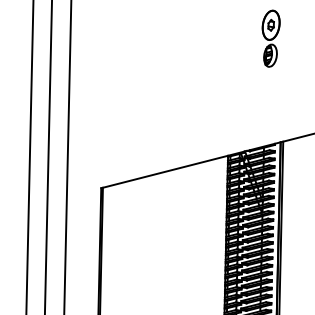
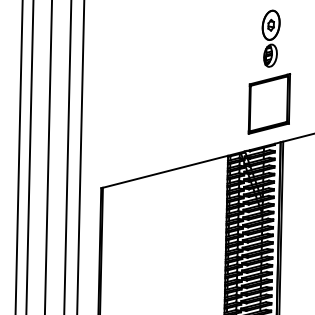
part: none -> present (269, 103)
line: none -> present (18, 156)
line: none -> present (80, 156)
